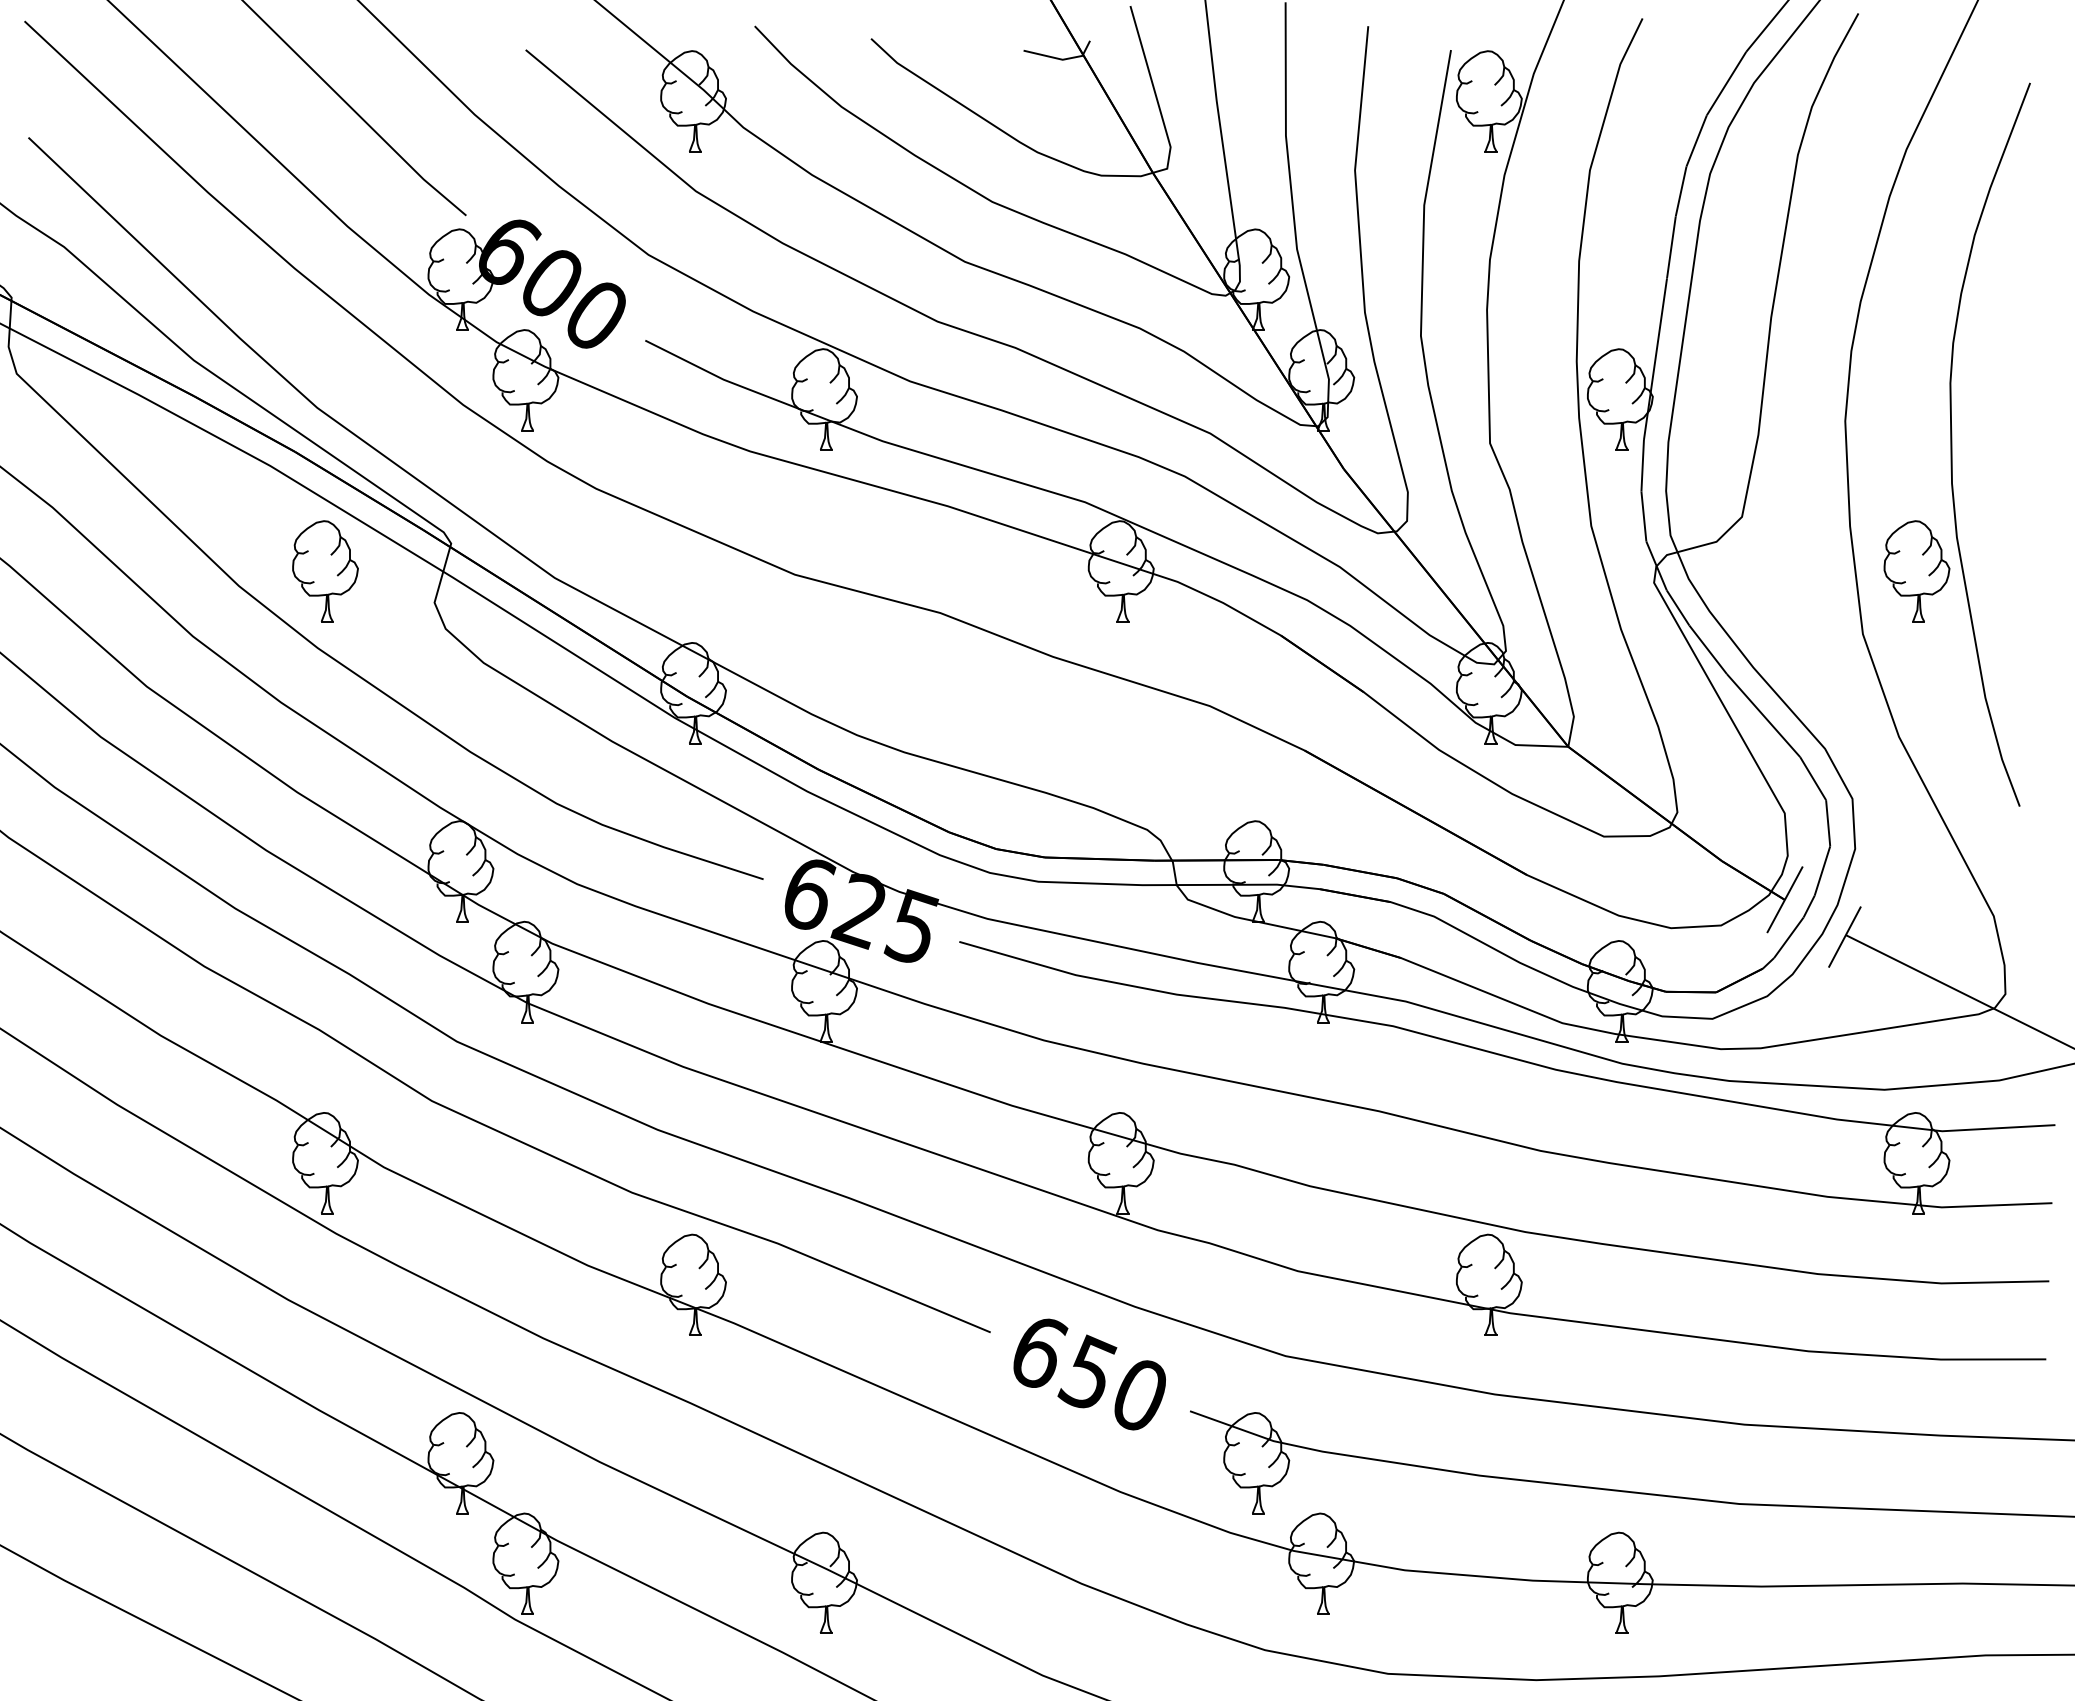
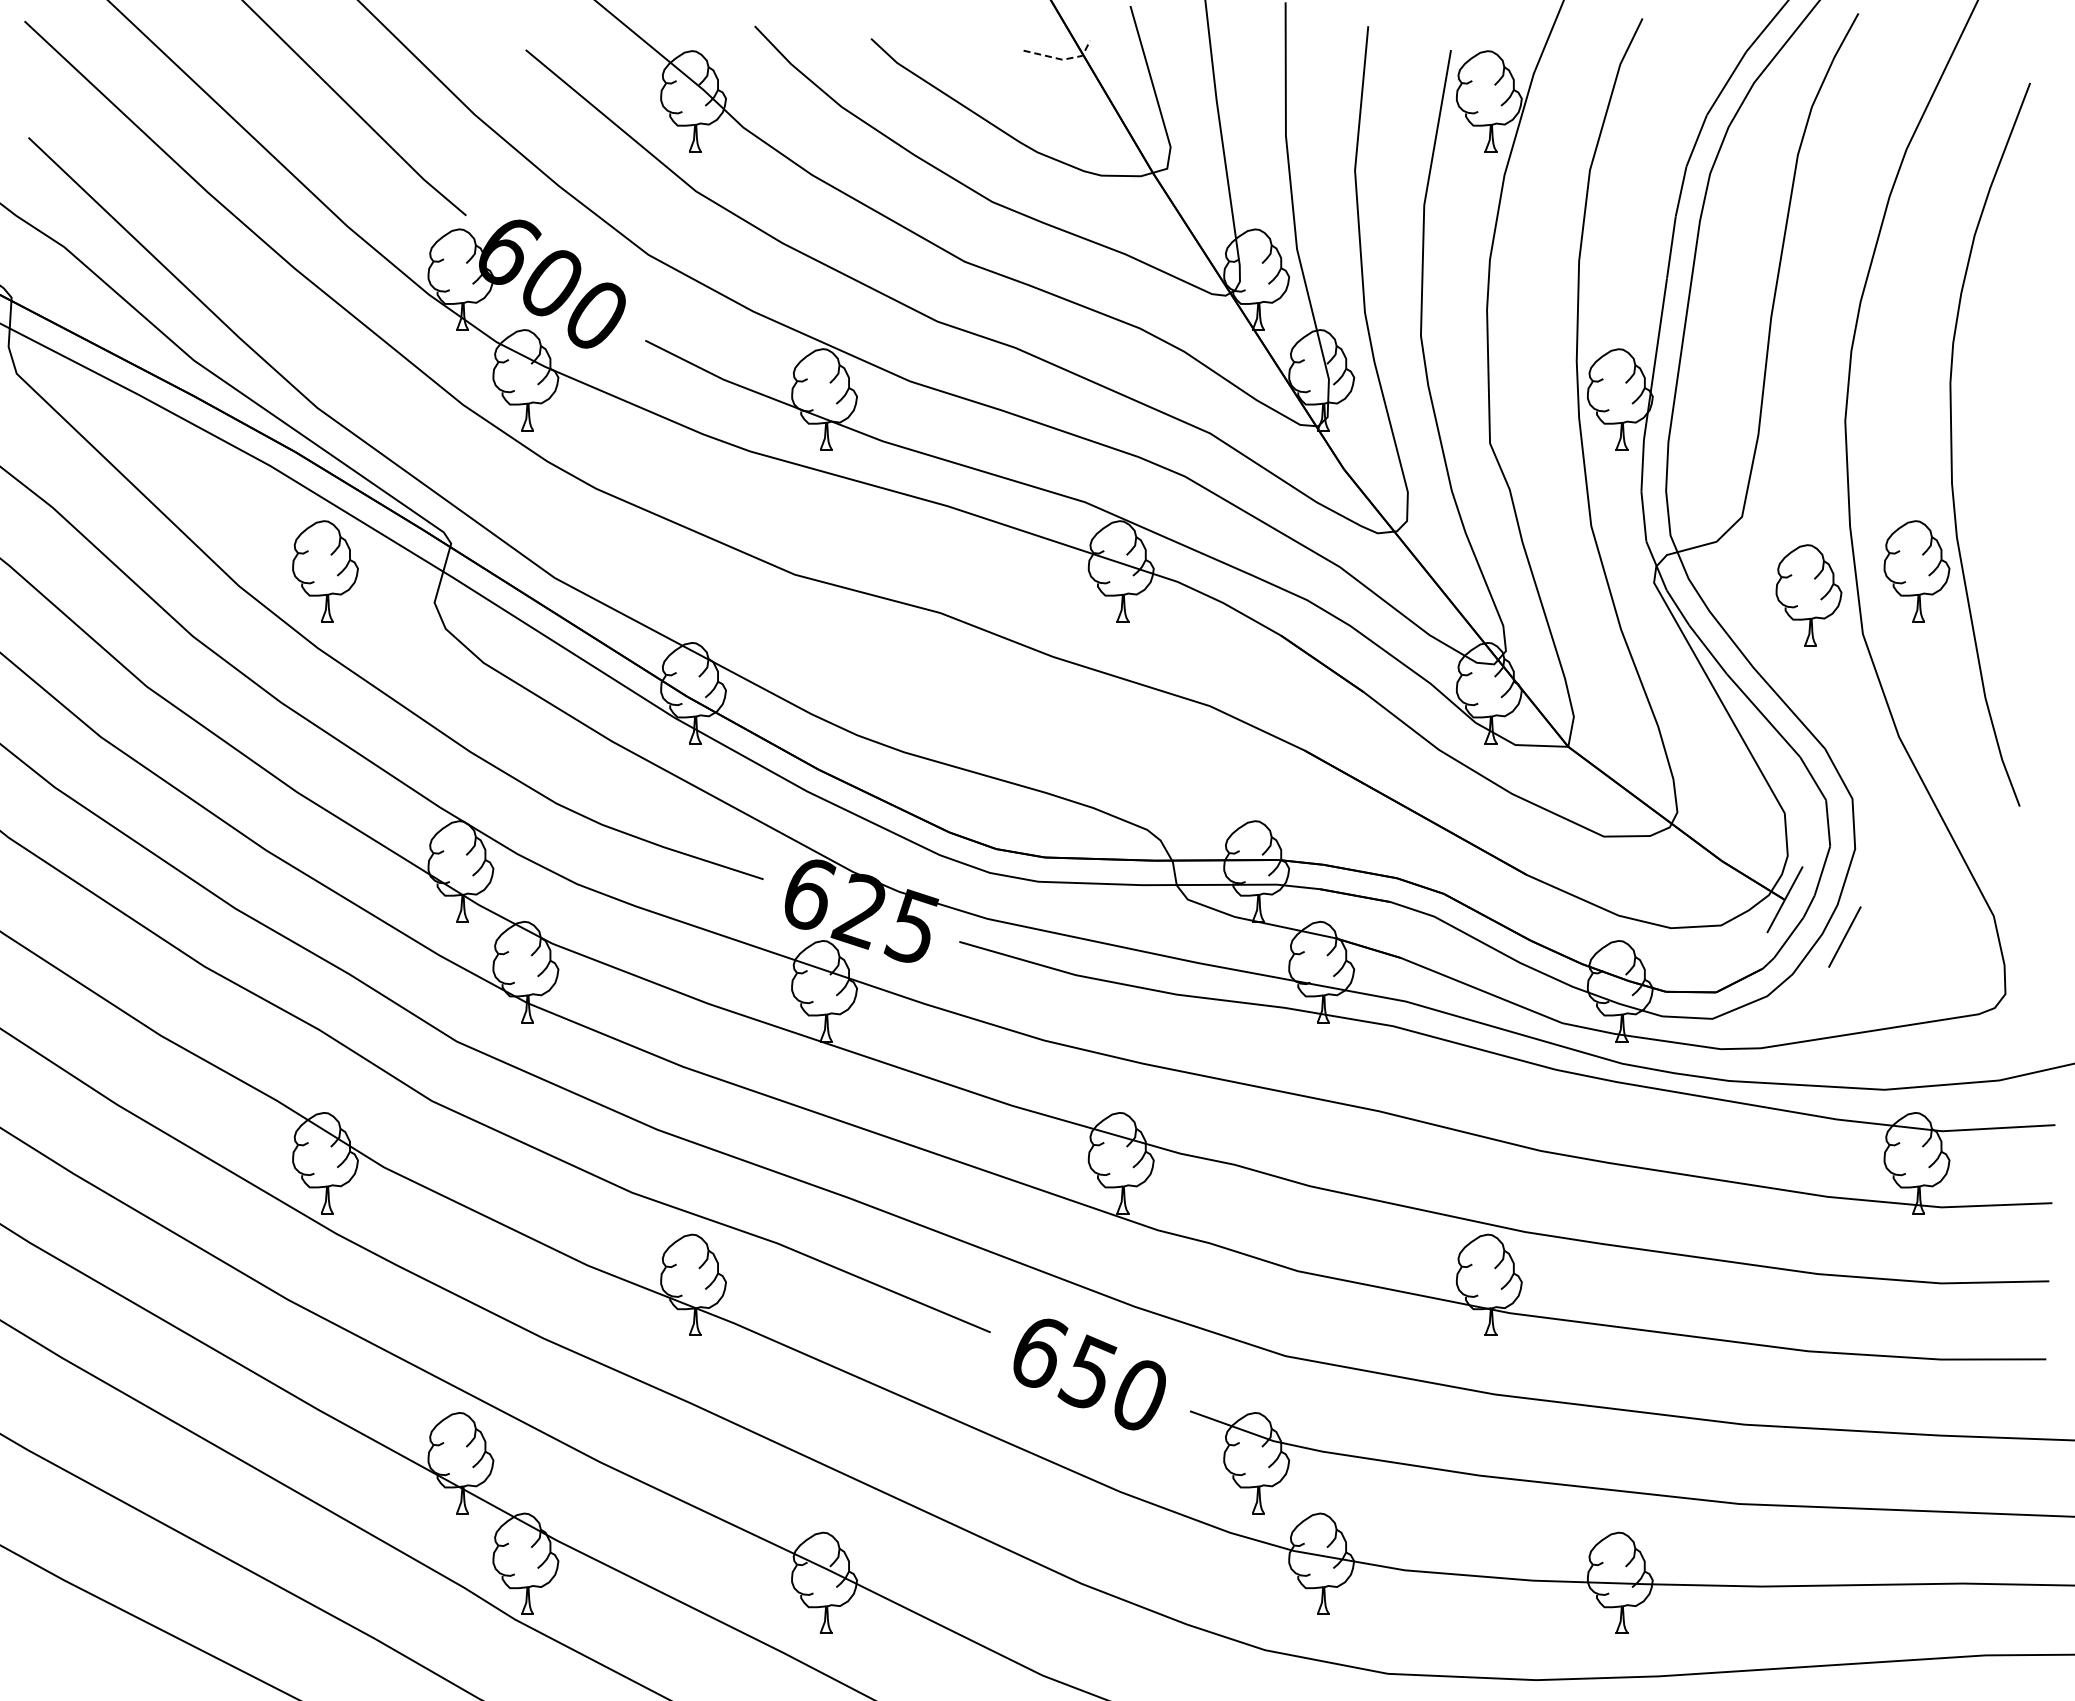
line: solid -> dashed (1062, 59)
part: none -> present (1808, 595)
line: present -> none (1958, 991)
